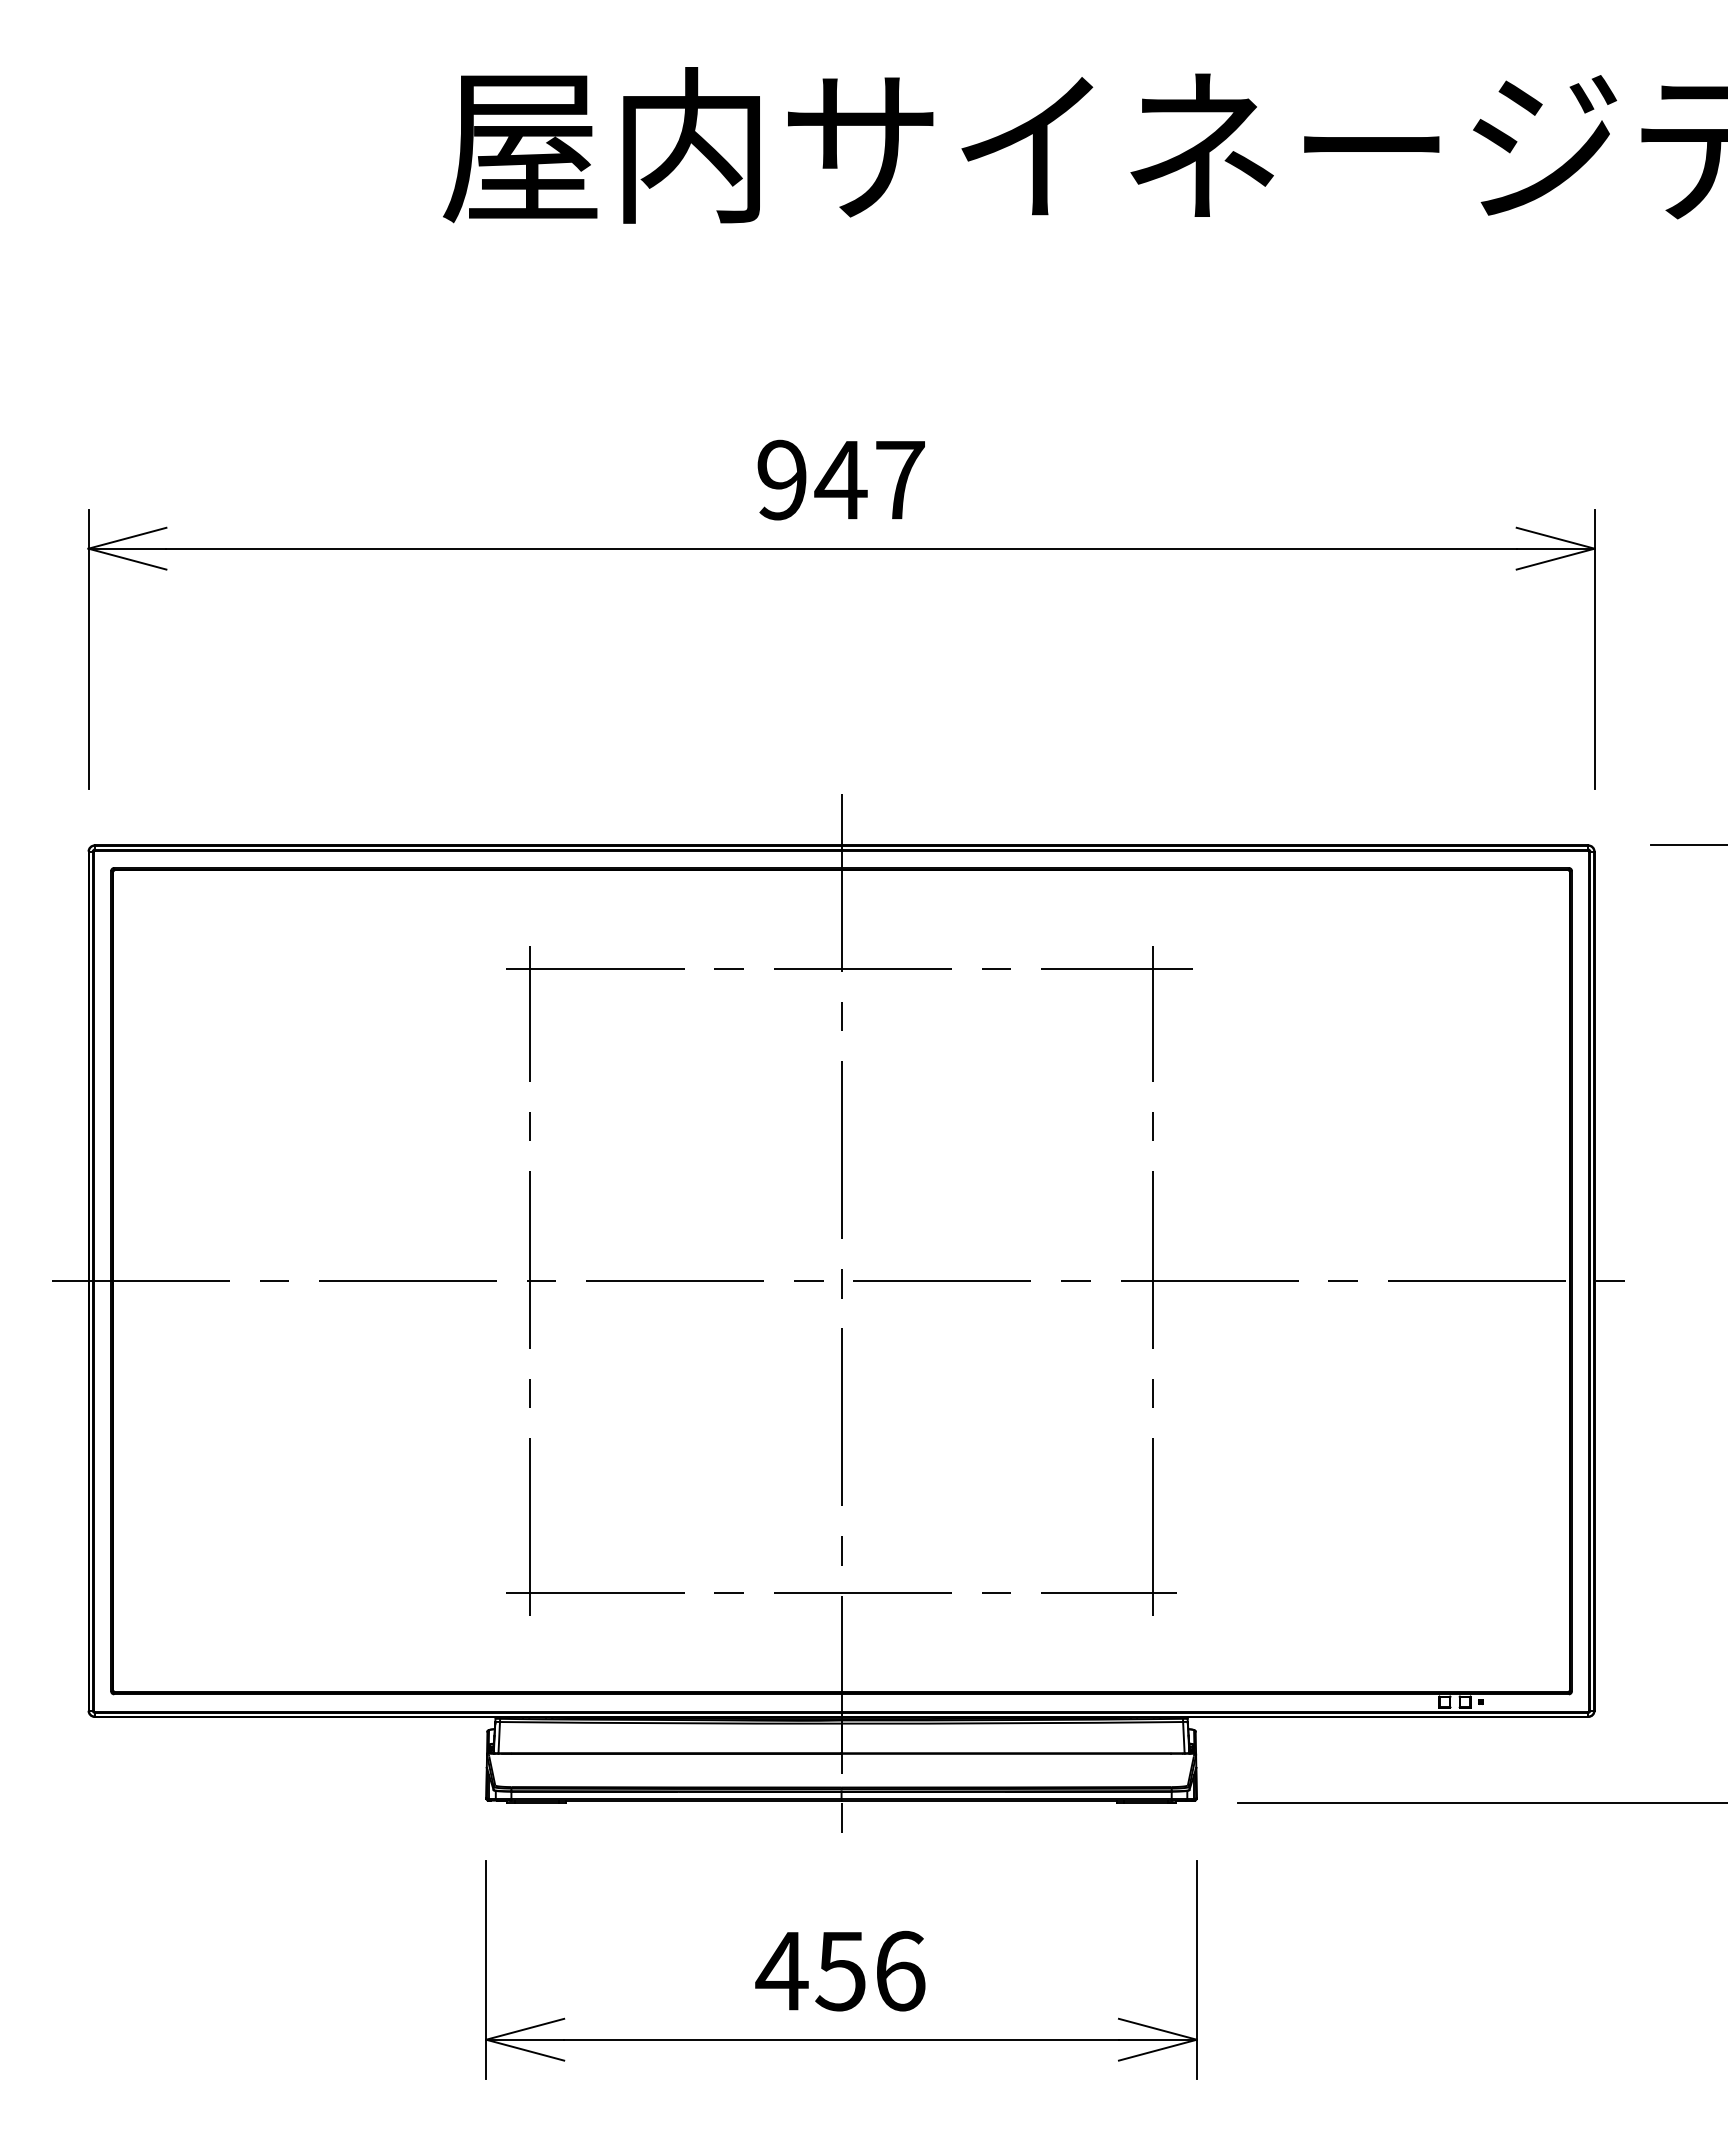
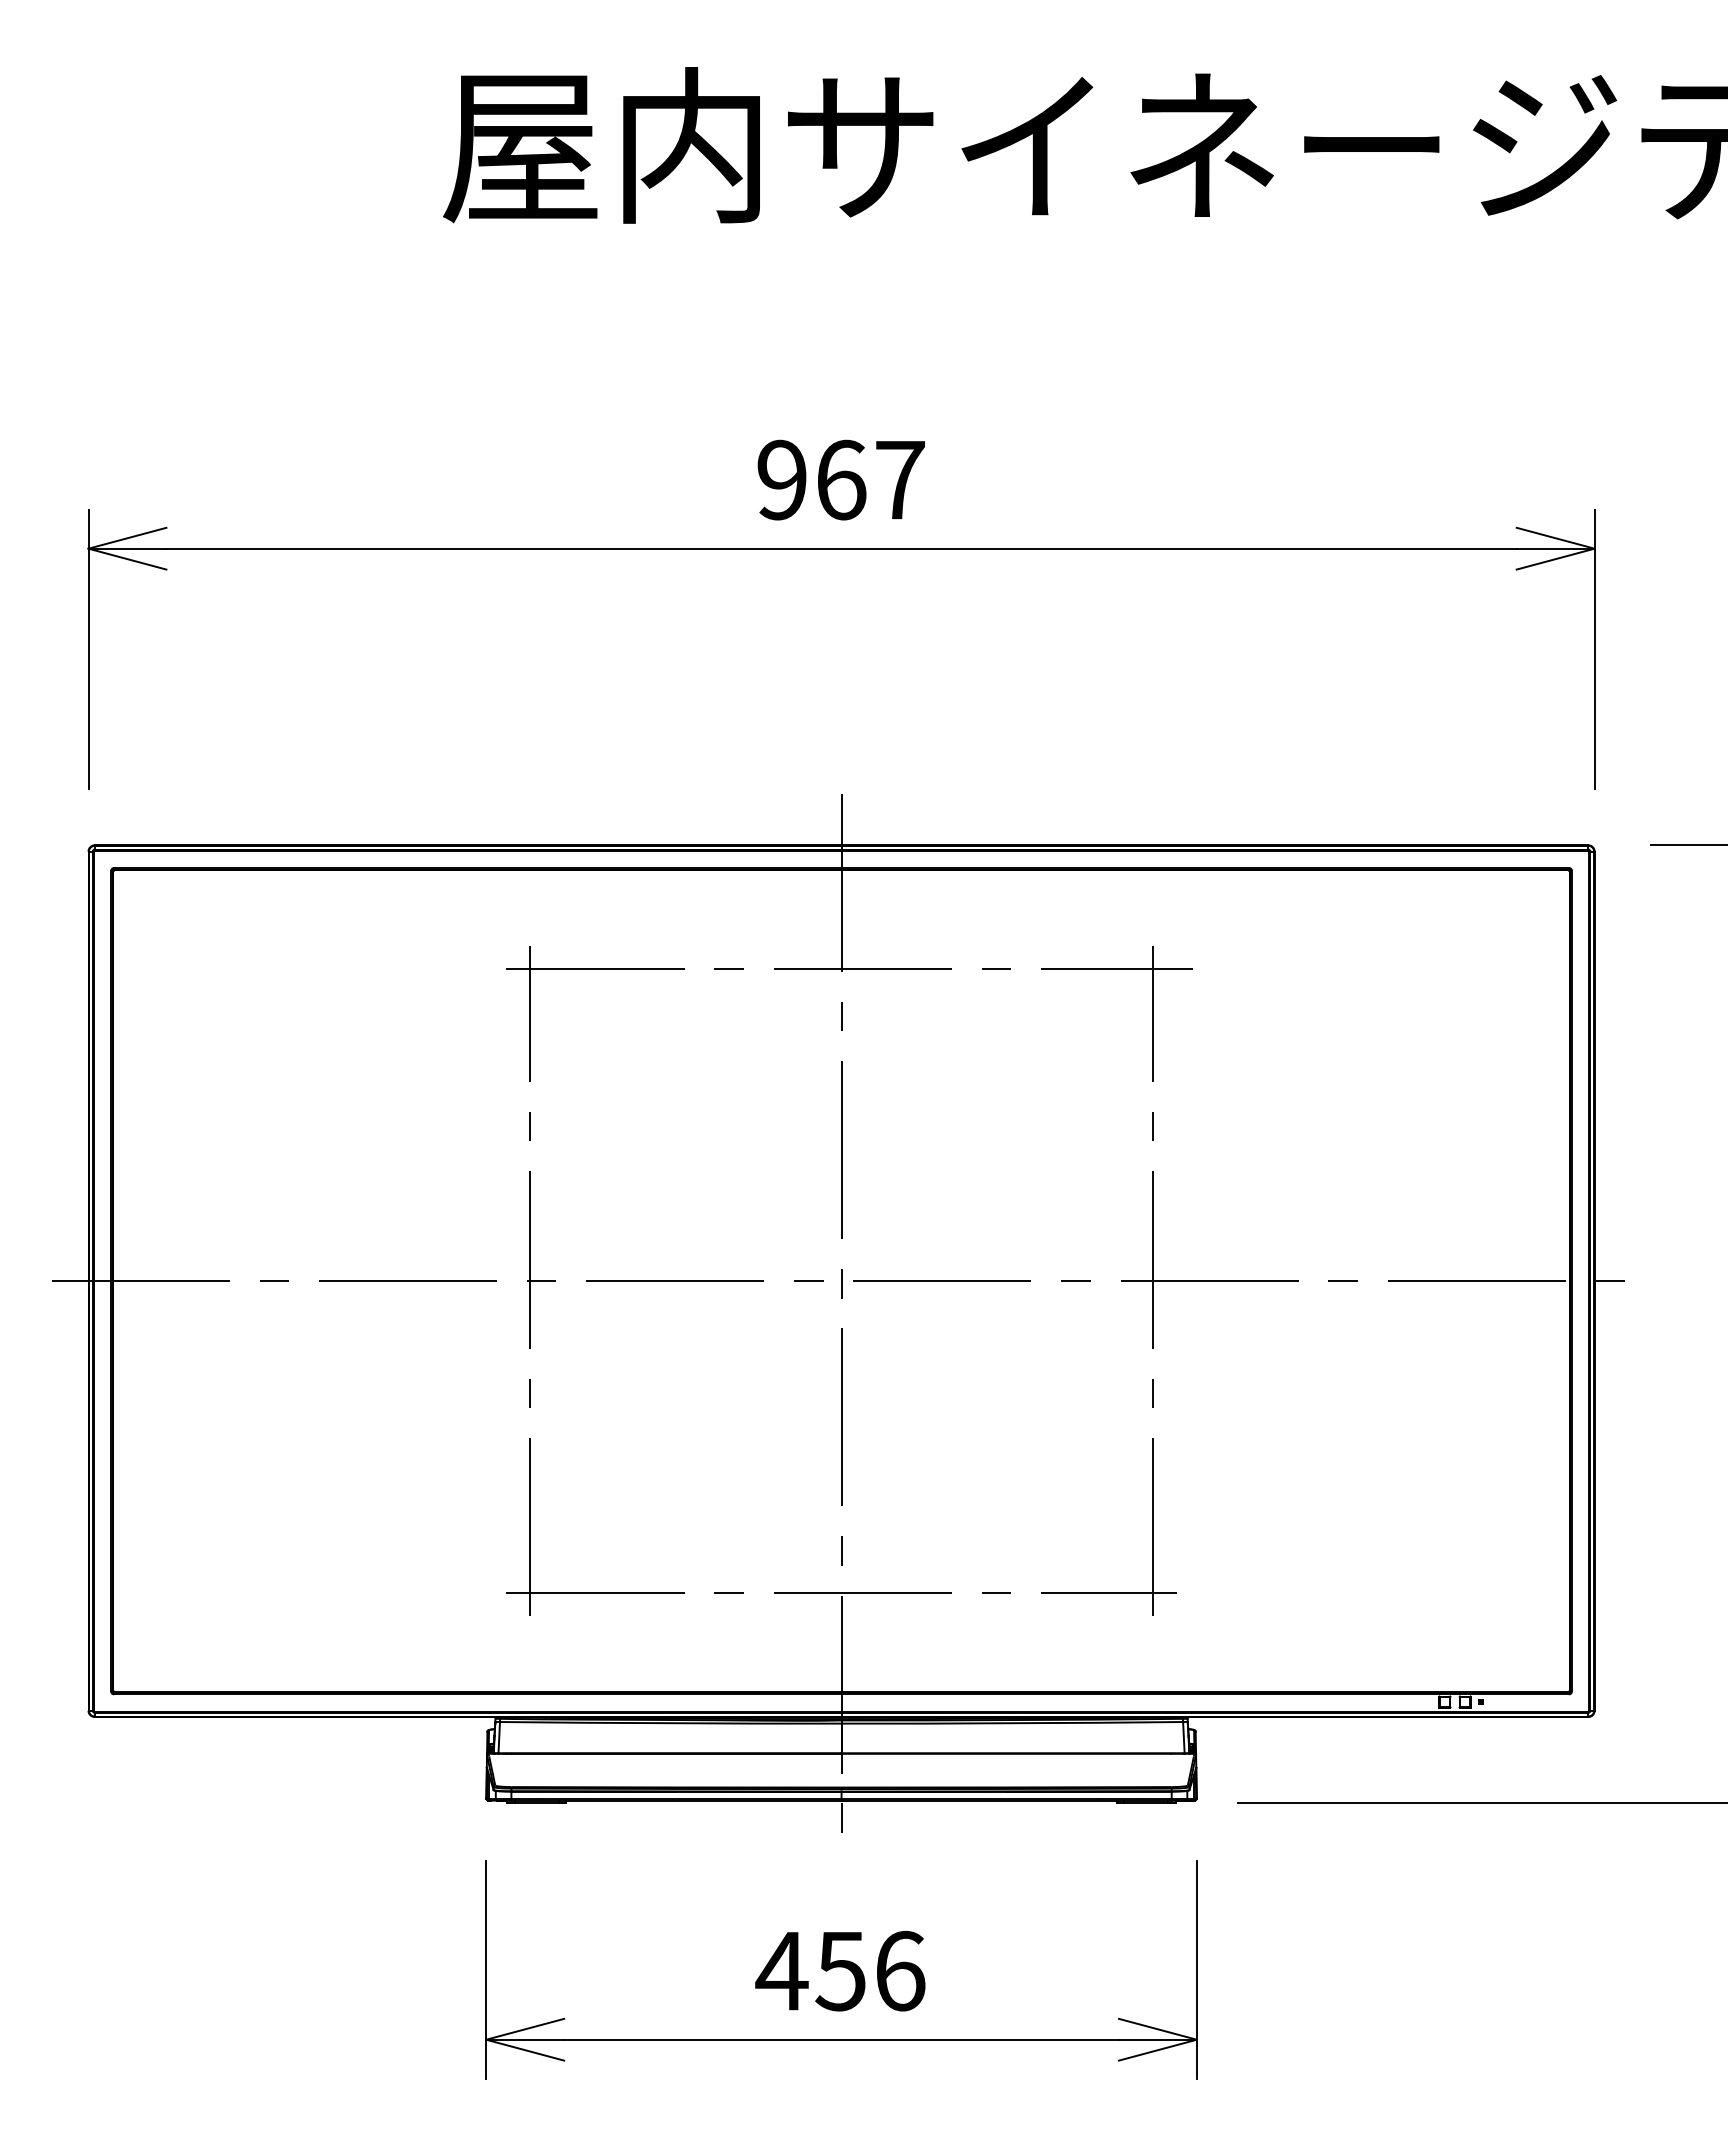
text: 947 -> 967 (840, 479)
